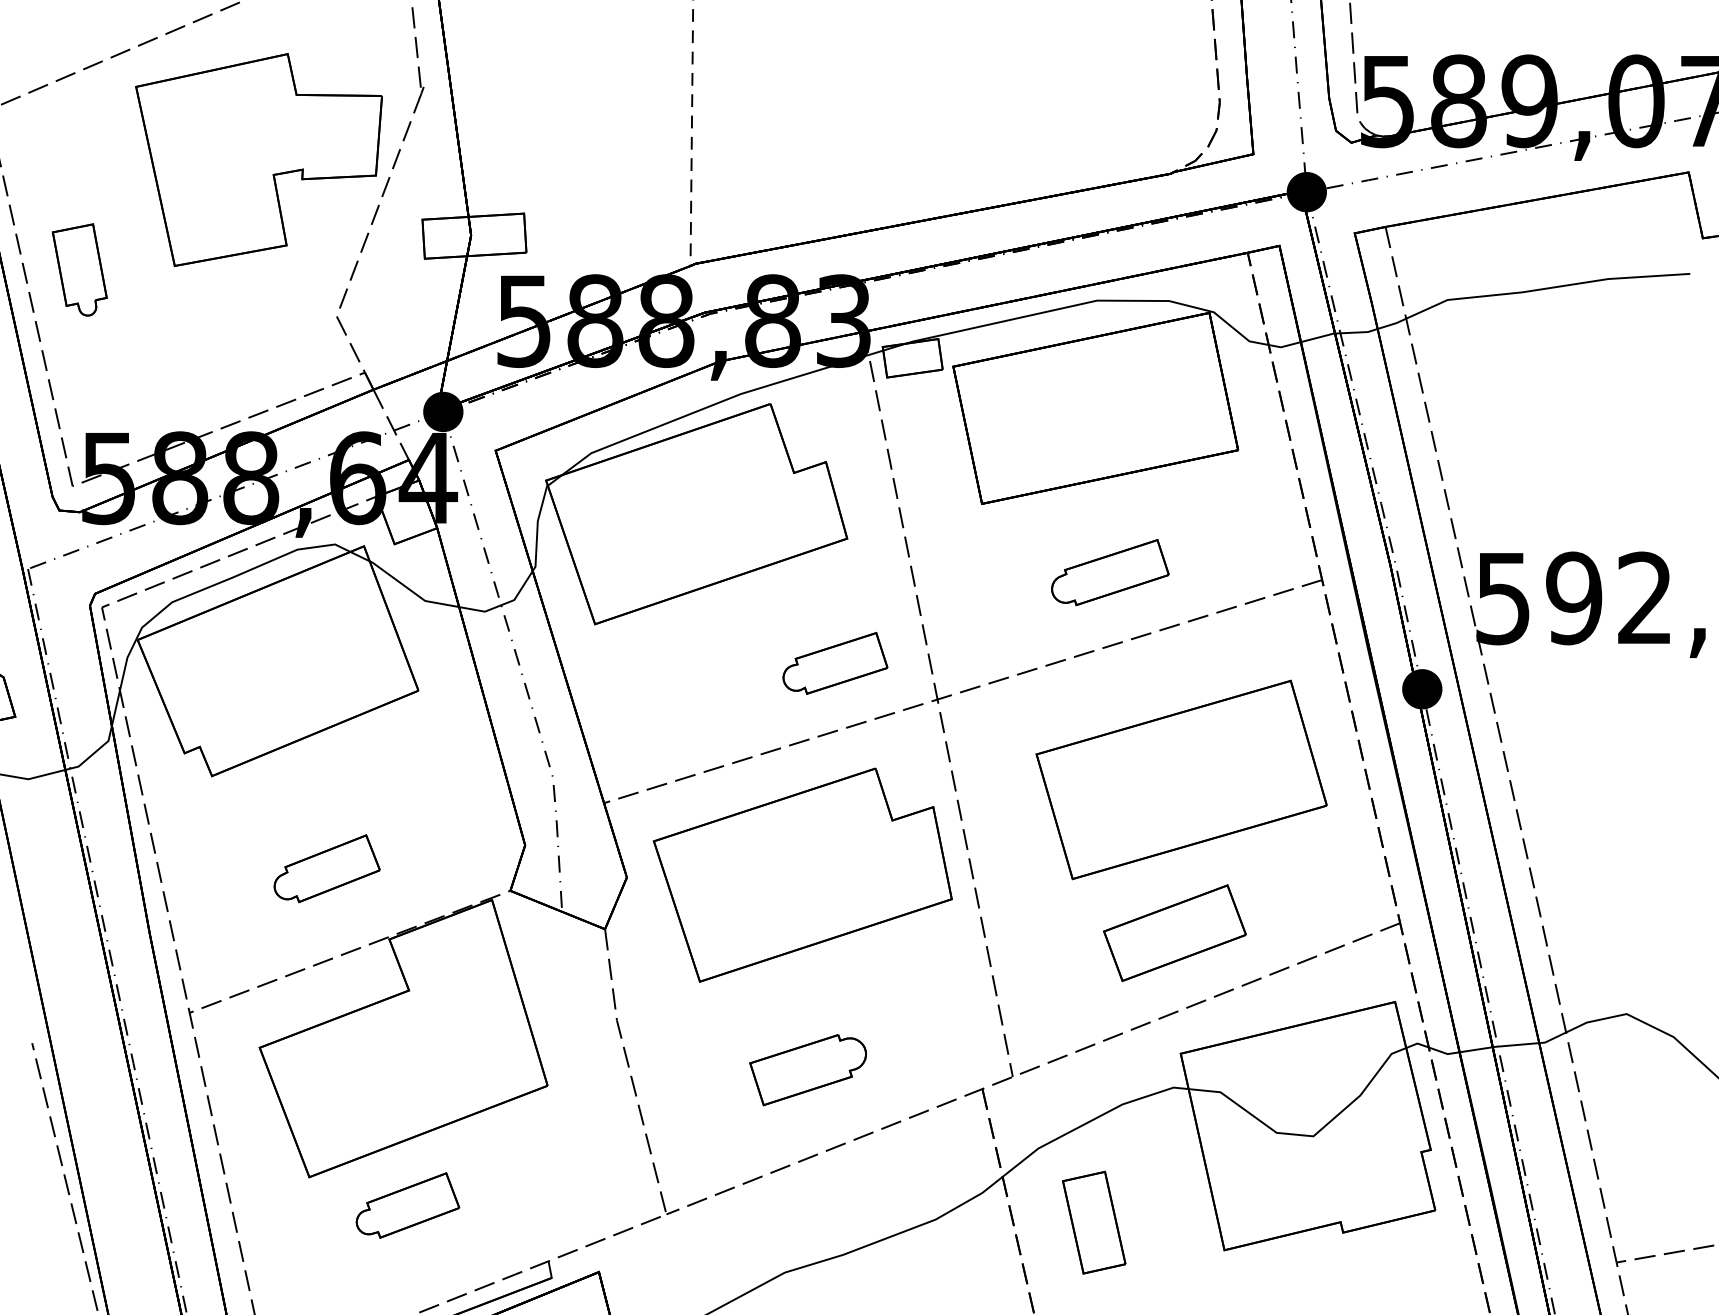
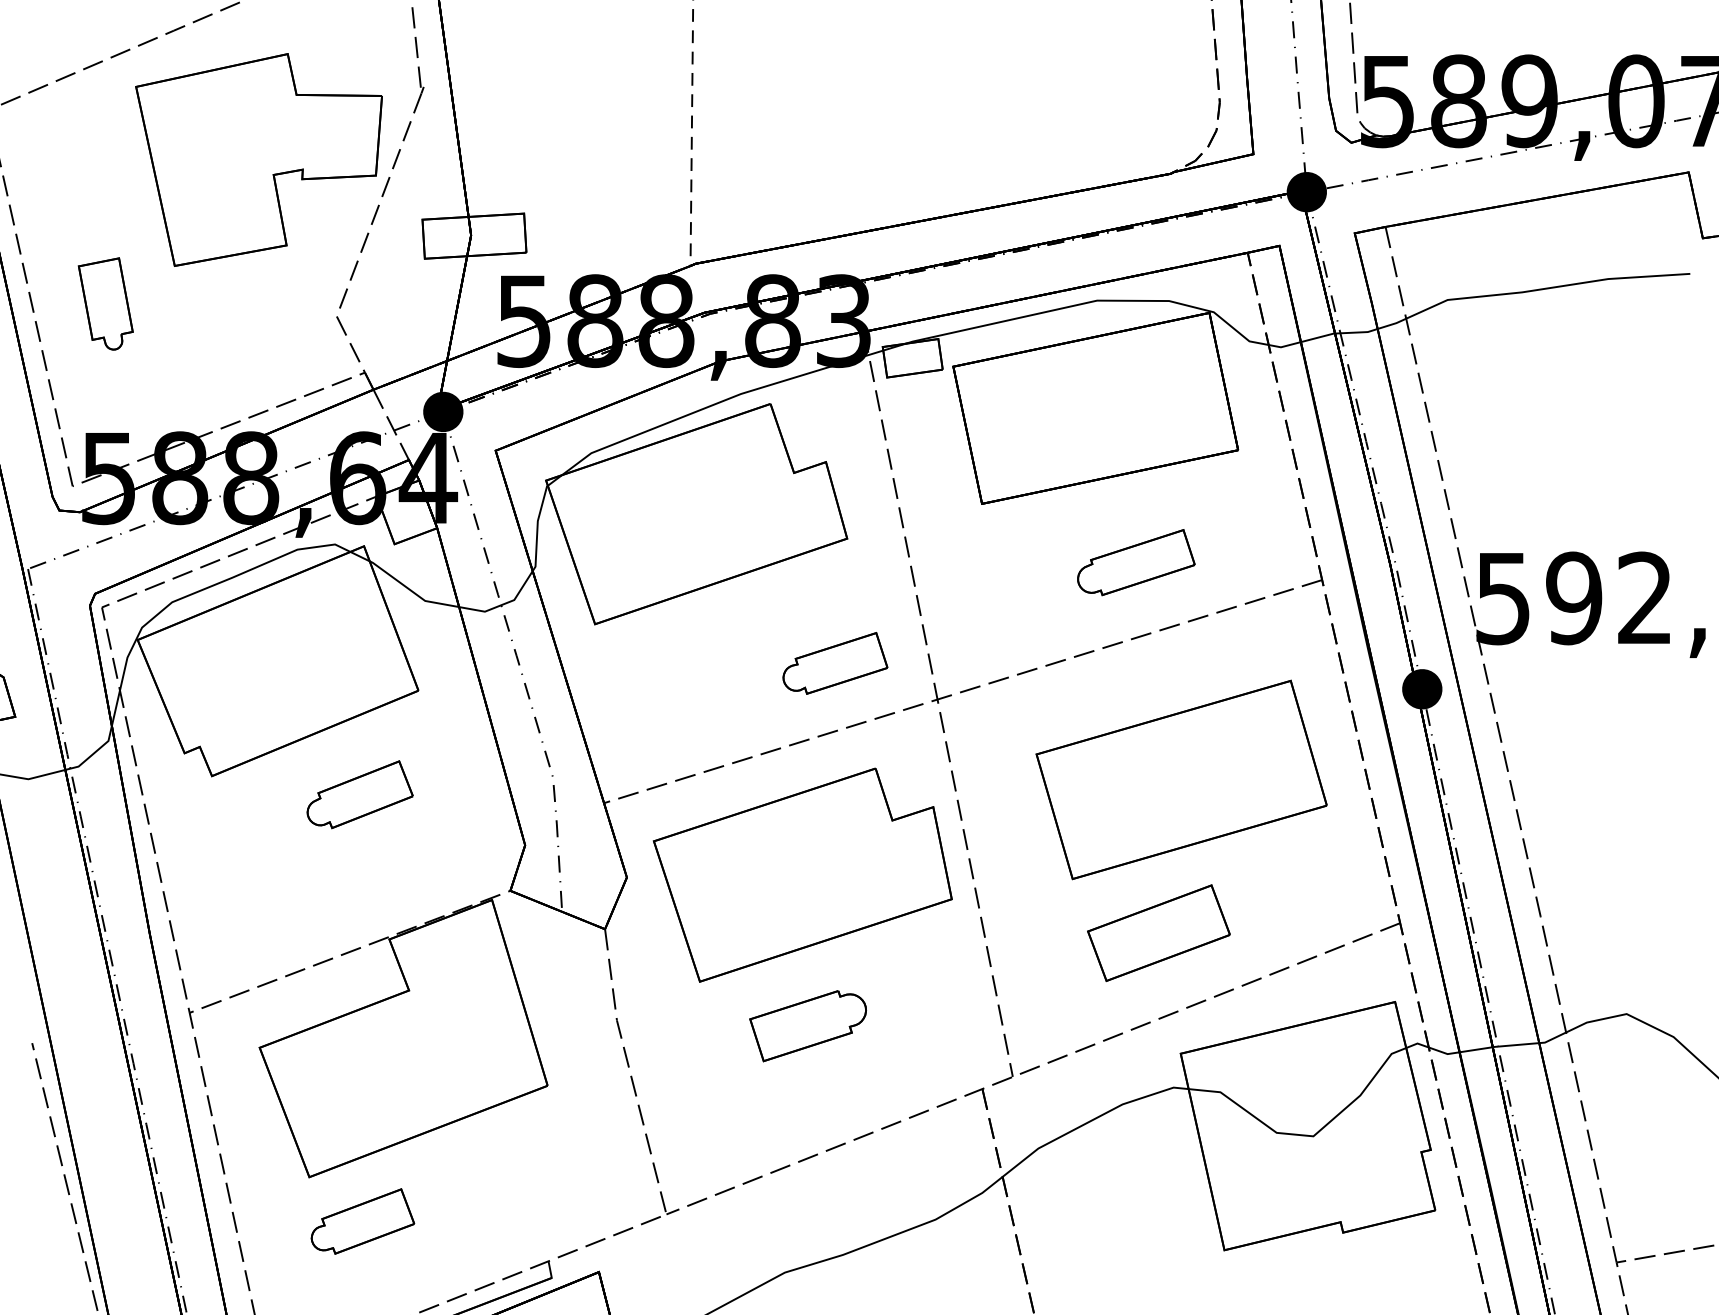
part position: (79, 269) -> (105, 303) (105, 303)
part position: (1110, 572) -> (1136, 562) (1136, 562)
part position: (326, 868) -> (359, 794) (359, 794)
part position: (1174, 933) -> (1158, 933) (1158, 933)
part position: (807, 1070) -> (807, 1026) (807, 1026)
part position: (407, 1205) -> (362, 1221) (362, 1221)
part: present -> none (1094, 1222)
